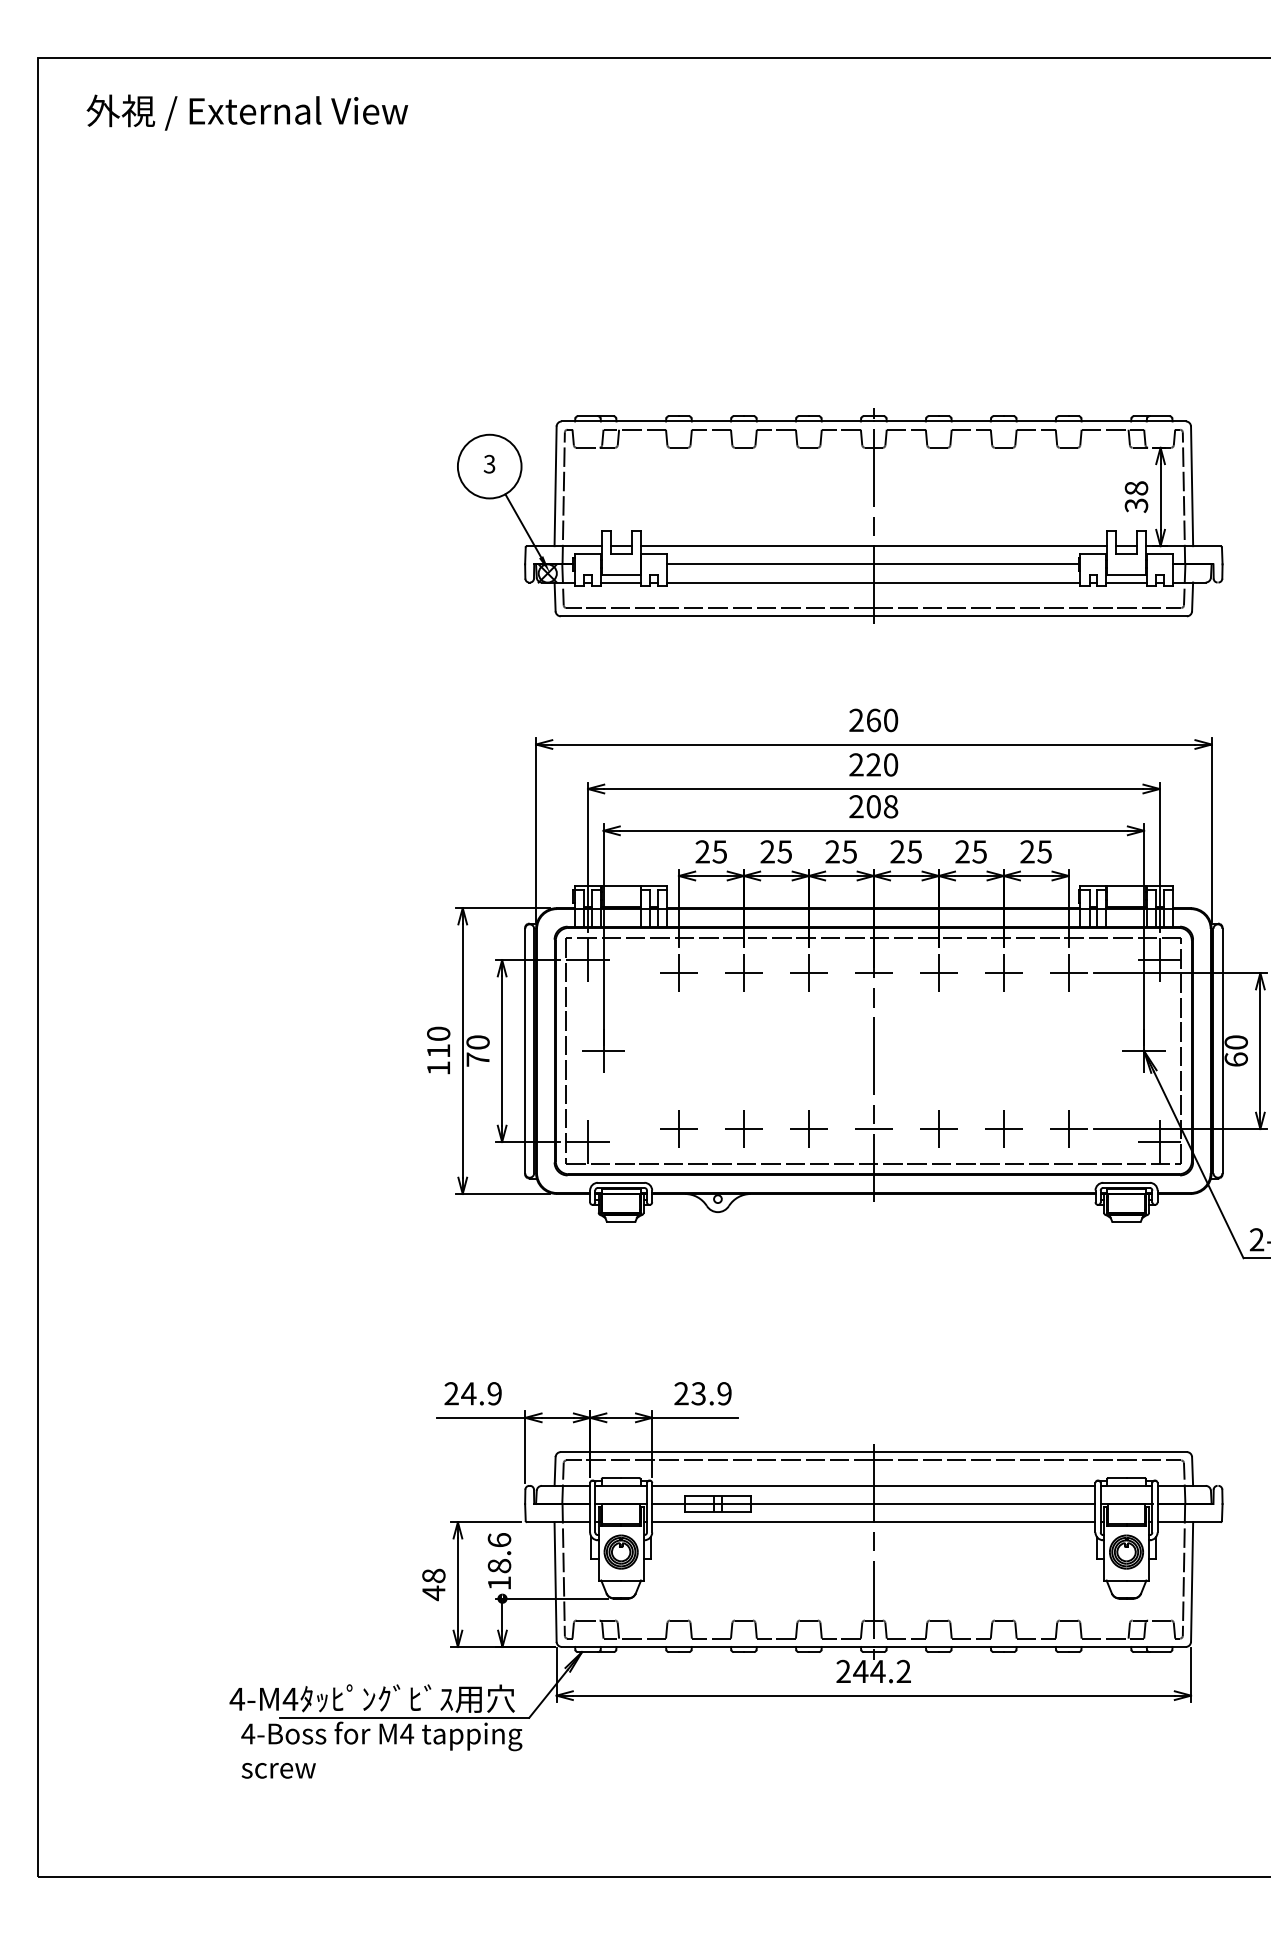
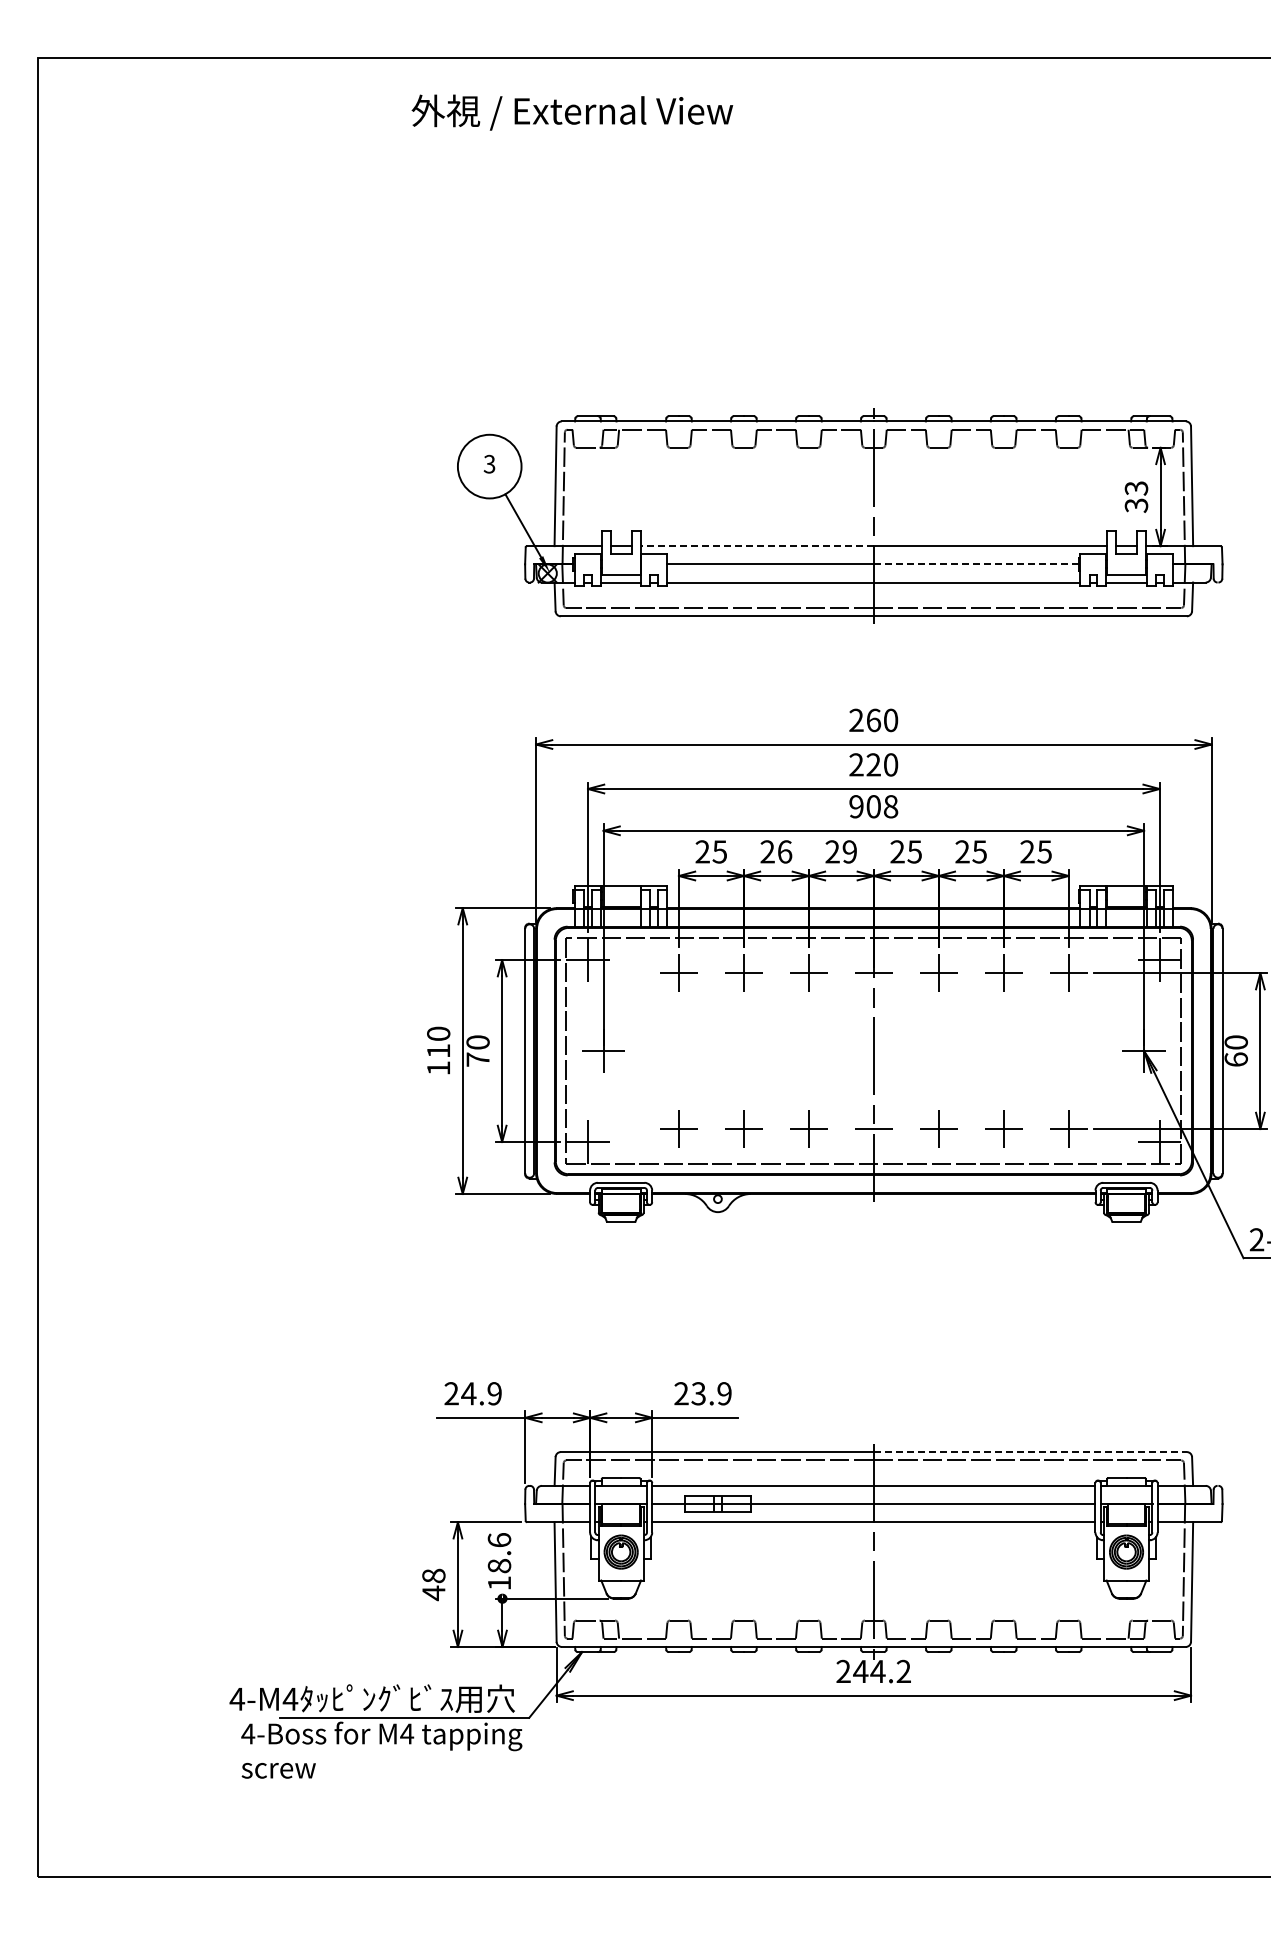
text position: (247, 112) -> (572, 112) (572, 112)
text: 38 -> 33 (1136, 488)
line: solid -> dashed (757, 546)
line: solid -> dashed (976, 564)
text: 208 -> 908 (856, 806)
text: 25 -> 26 (784, 851)
text: 25 -> 29 (849, 851)
line: solid -> dashed (1030, 1452)
